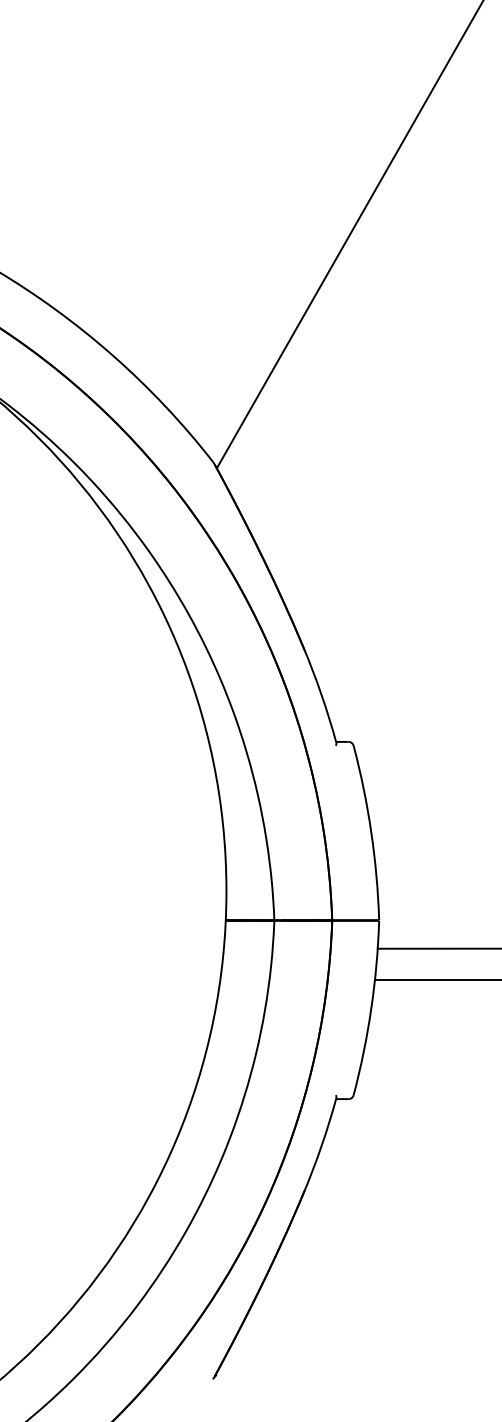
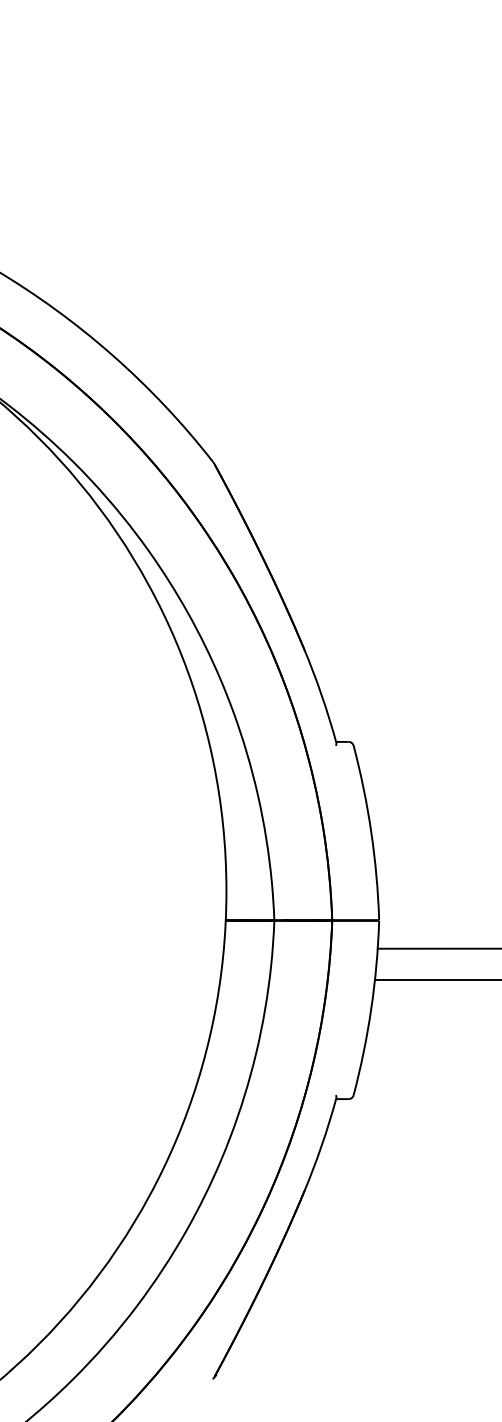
line: present -> none (349, 235)
